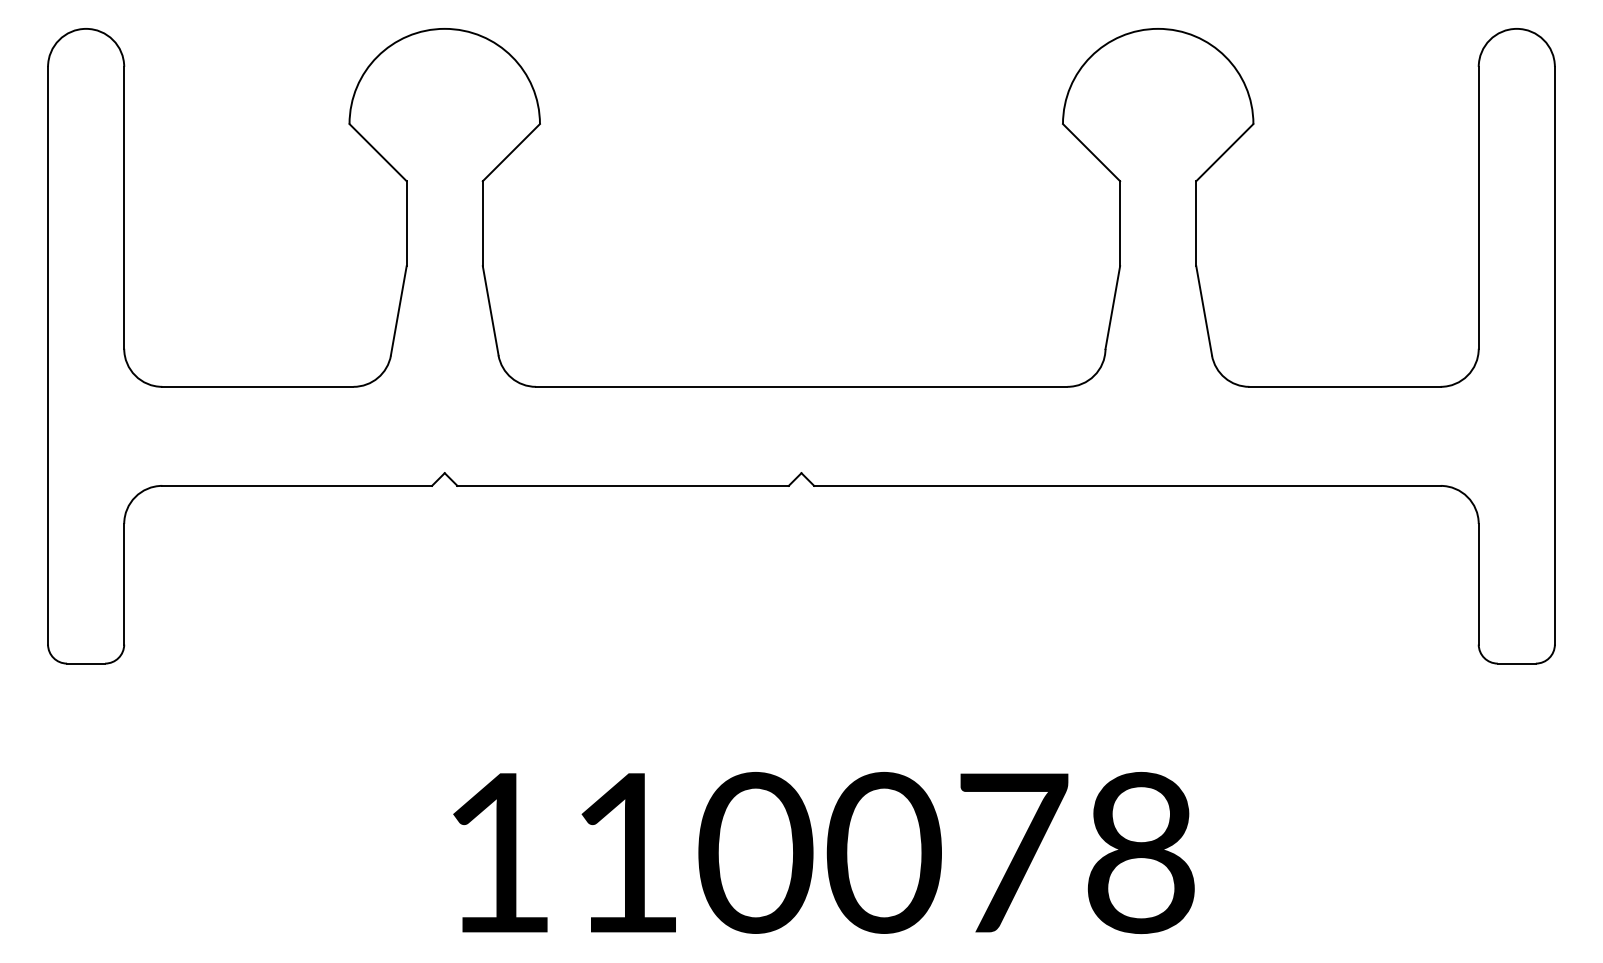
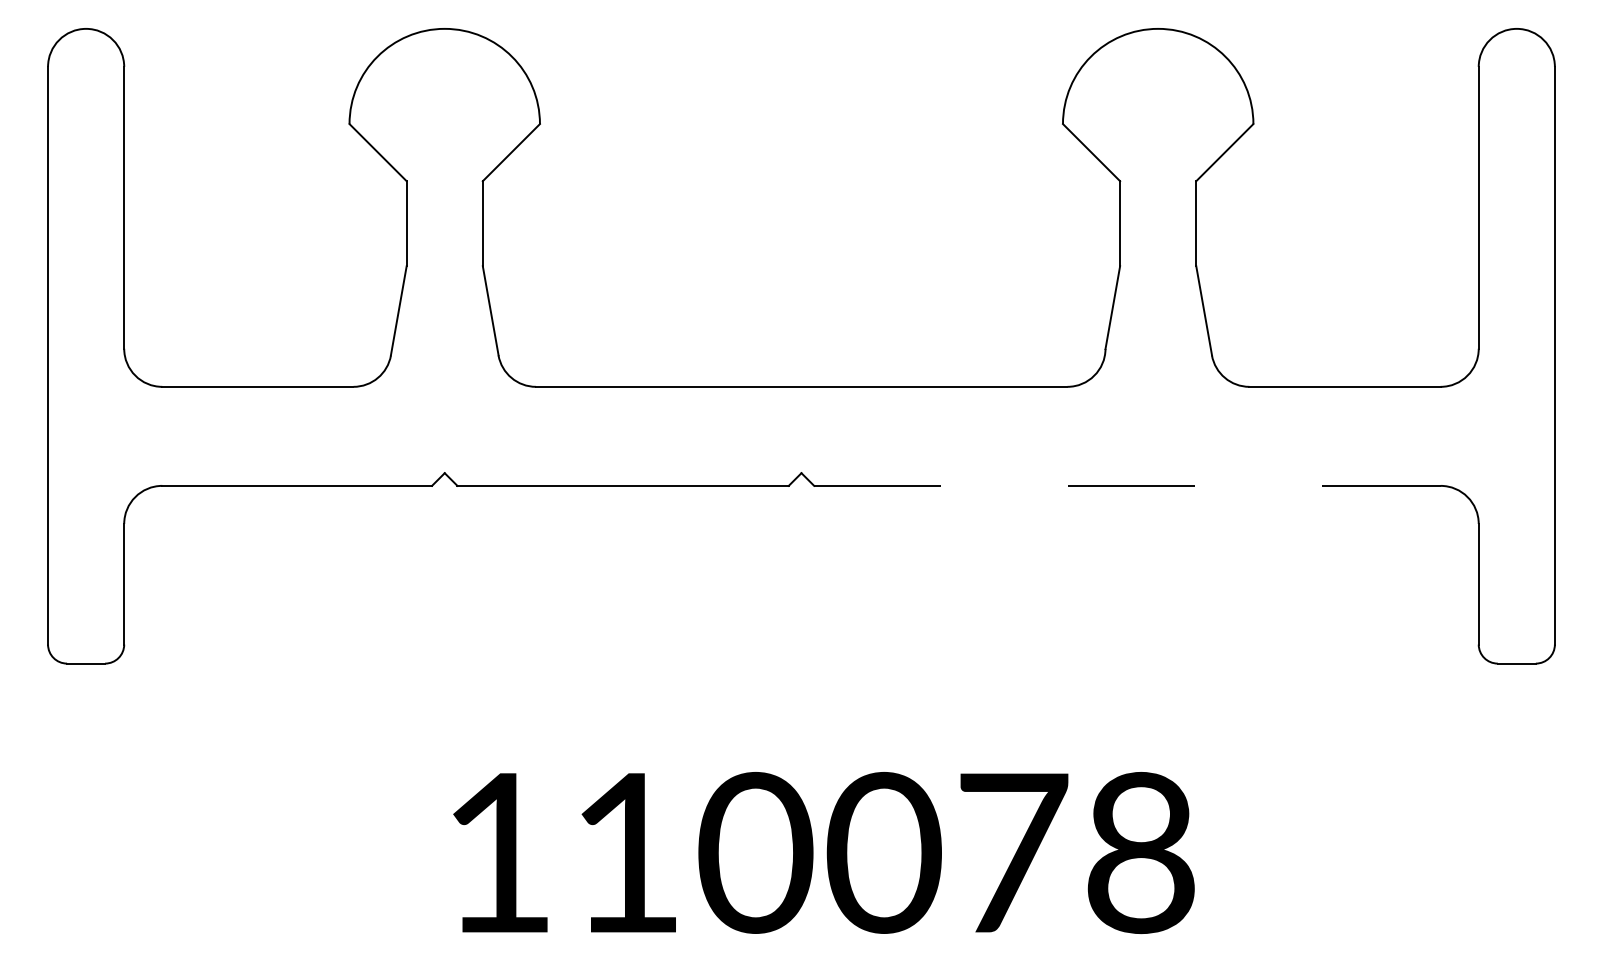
line: solid -> dashed (1127, 485)
